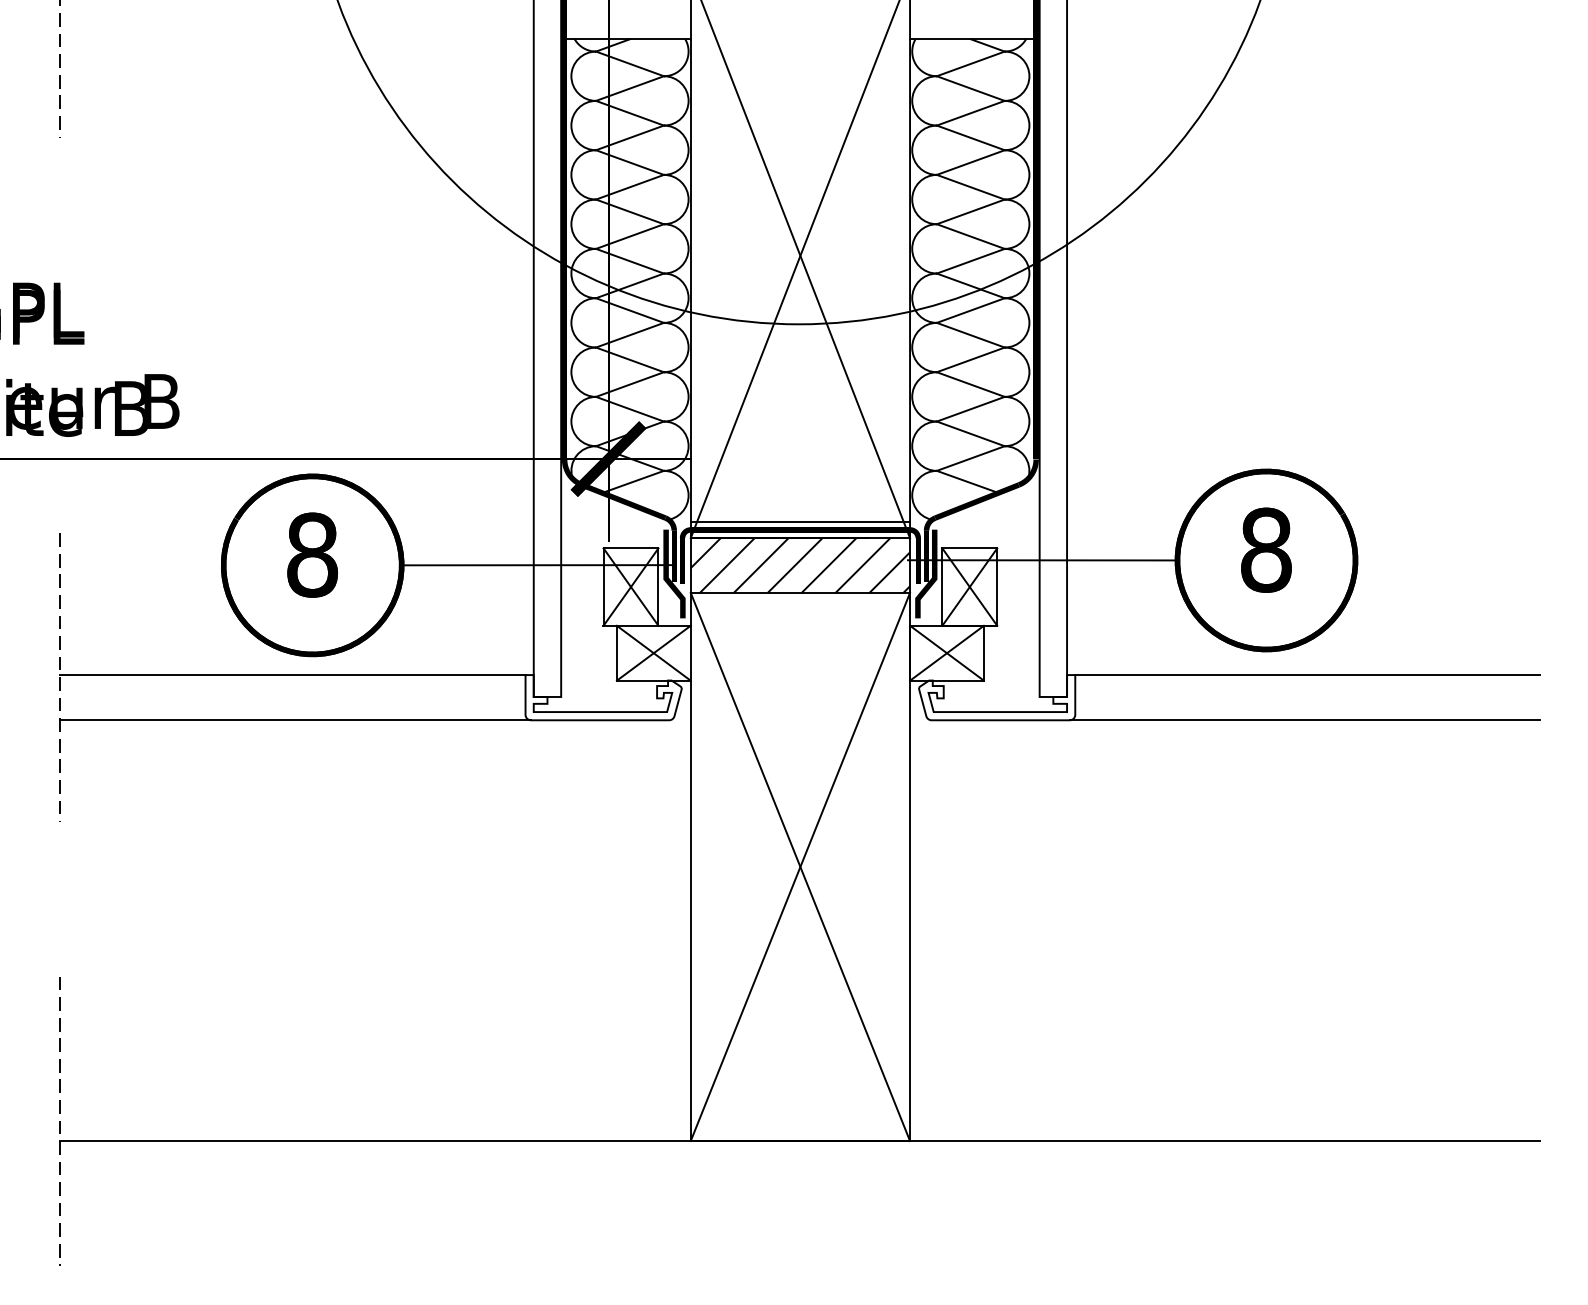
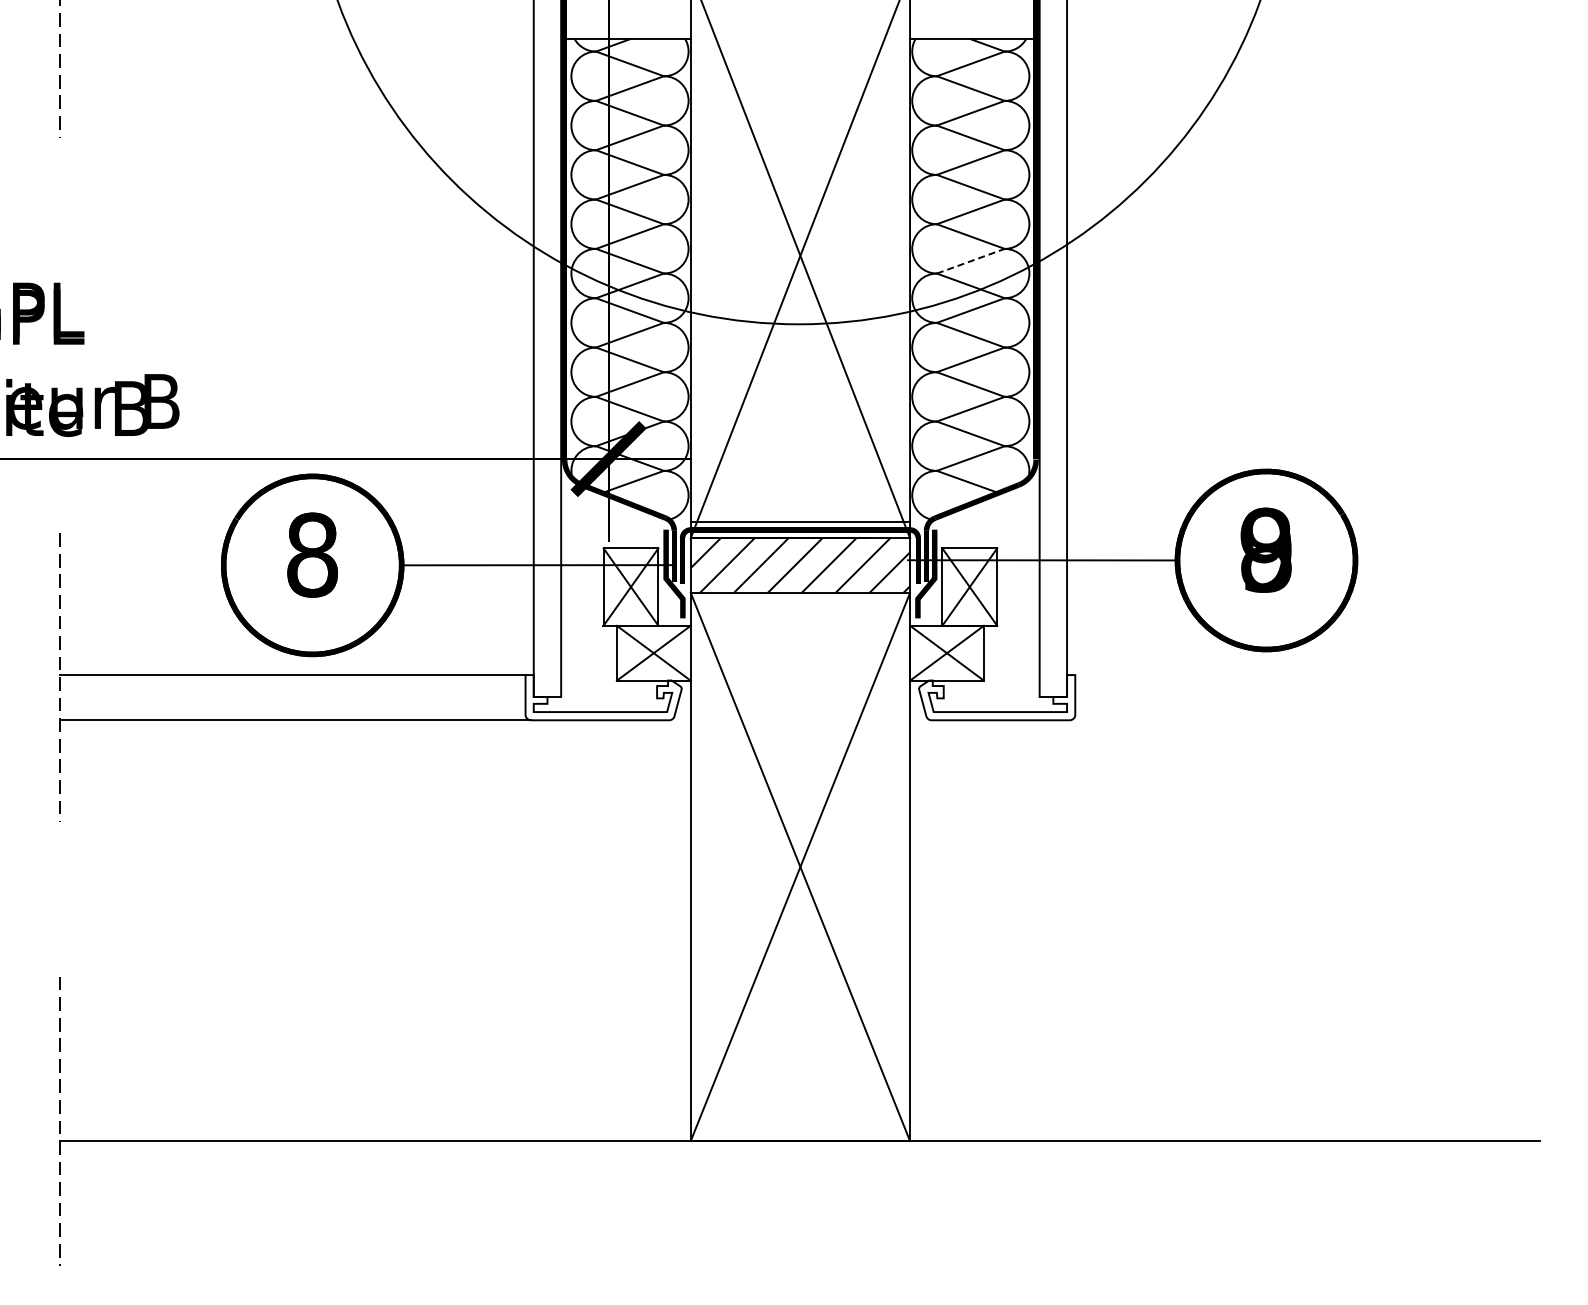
line: solid -> dashed (971, 261)
text: 8 -> 9 (1265, 549)
line: present -> none (1307, 675)
line: present -> none (1304, 720)
